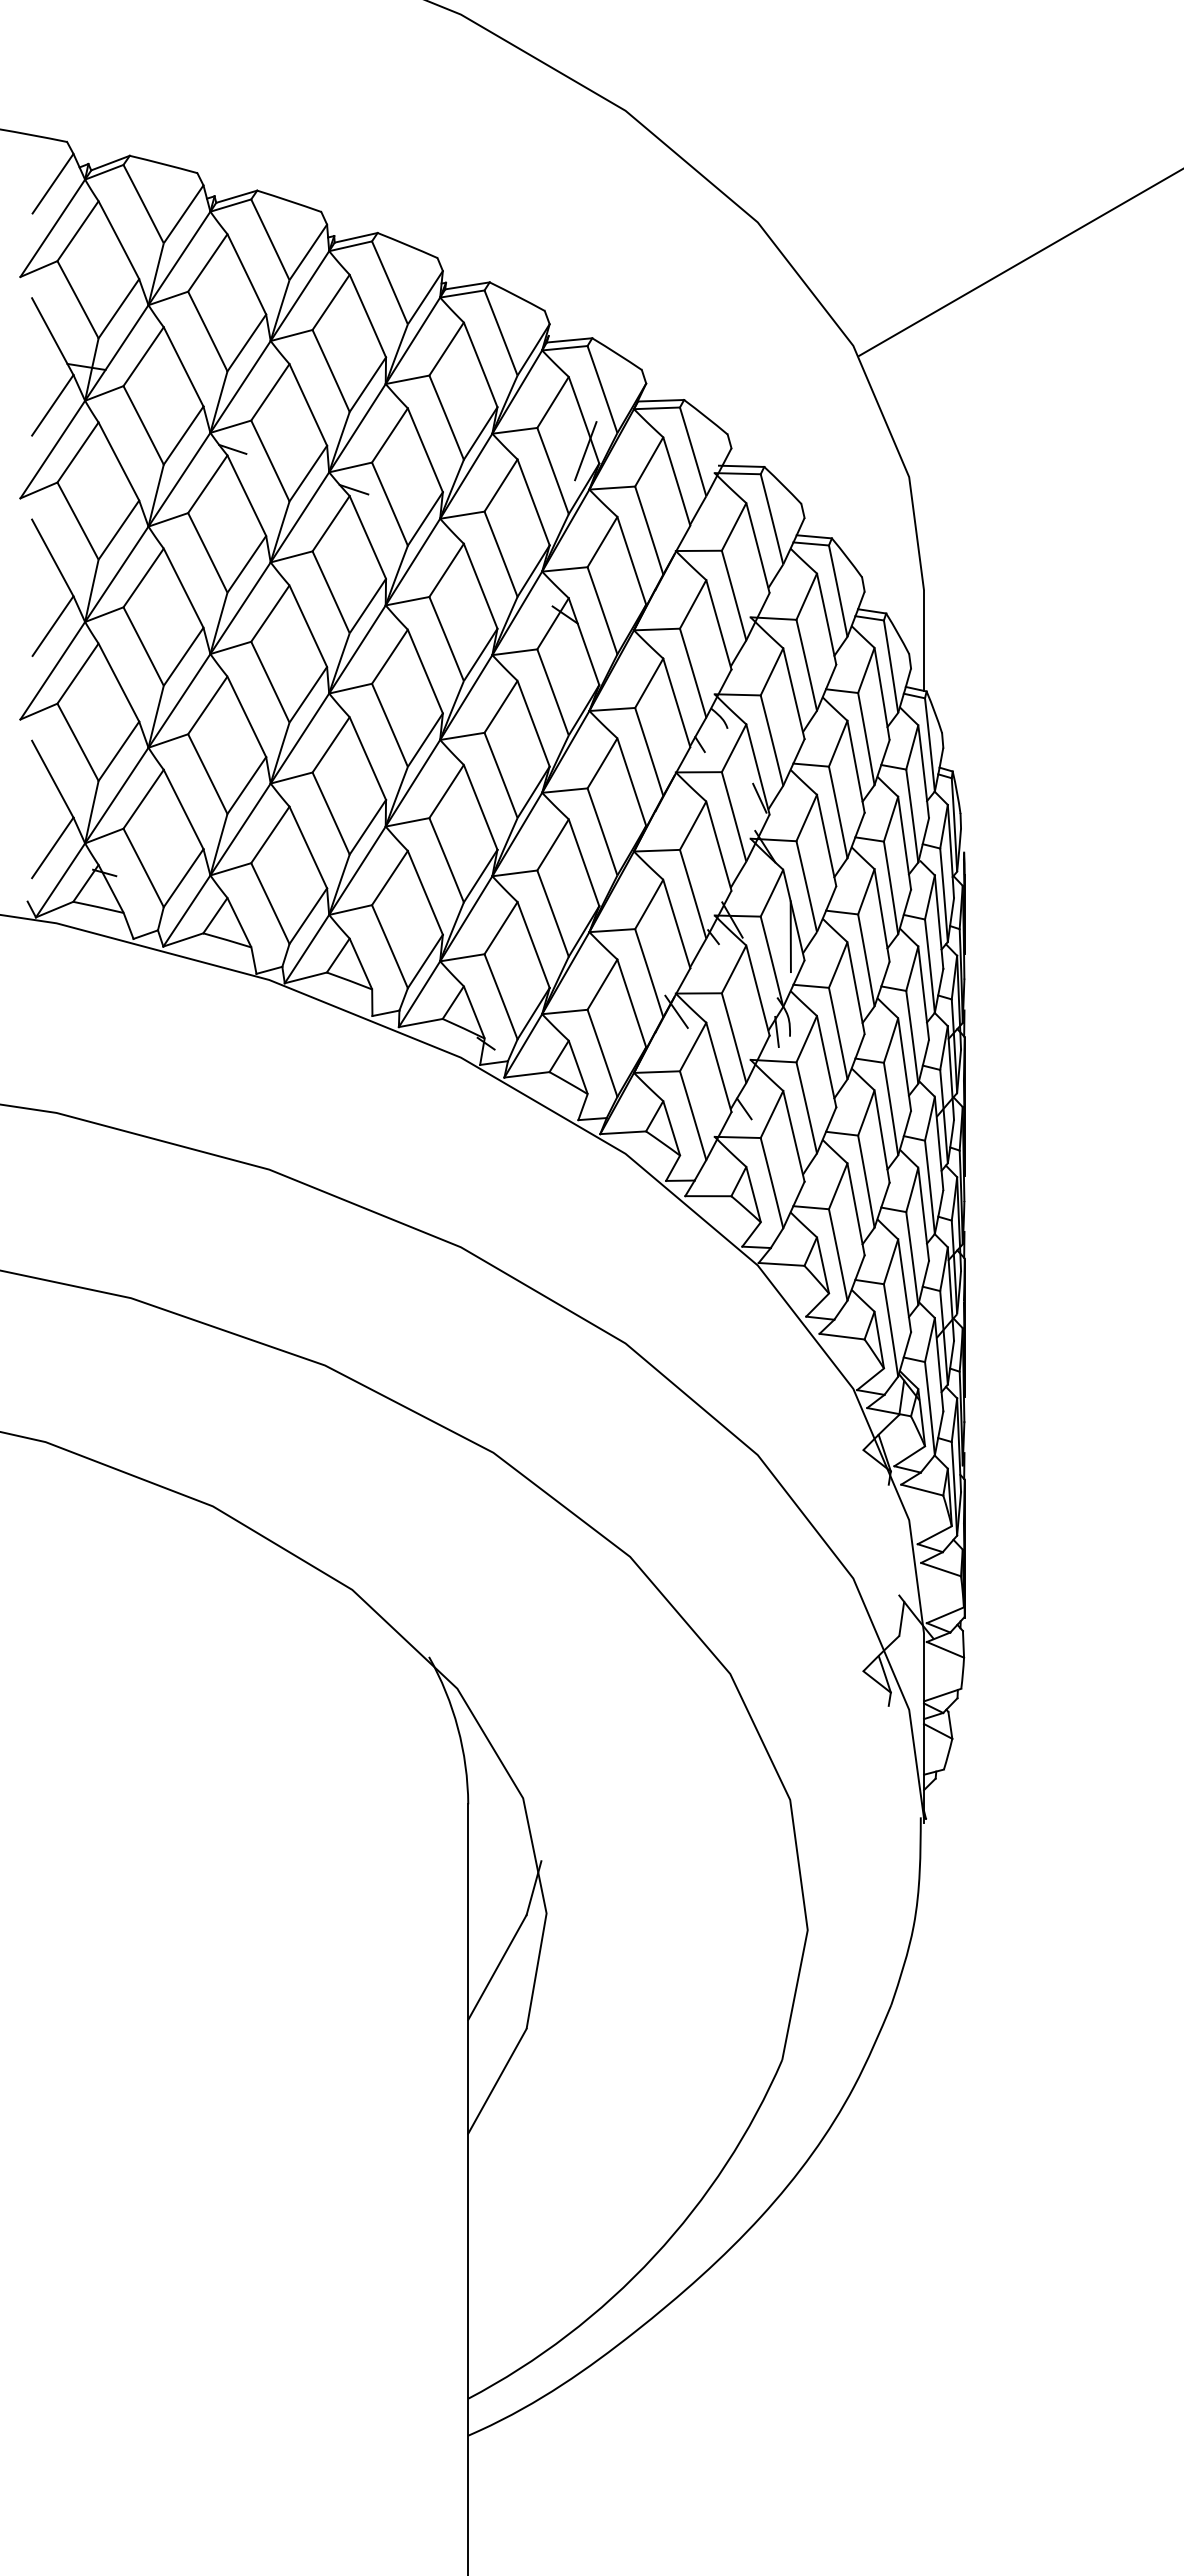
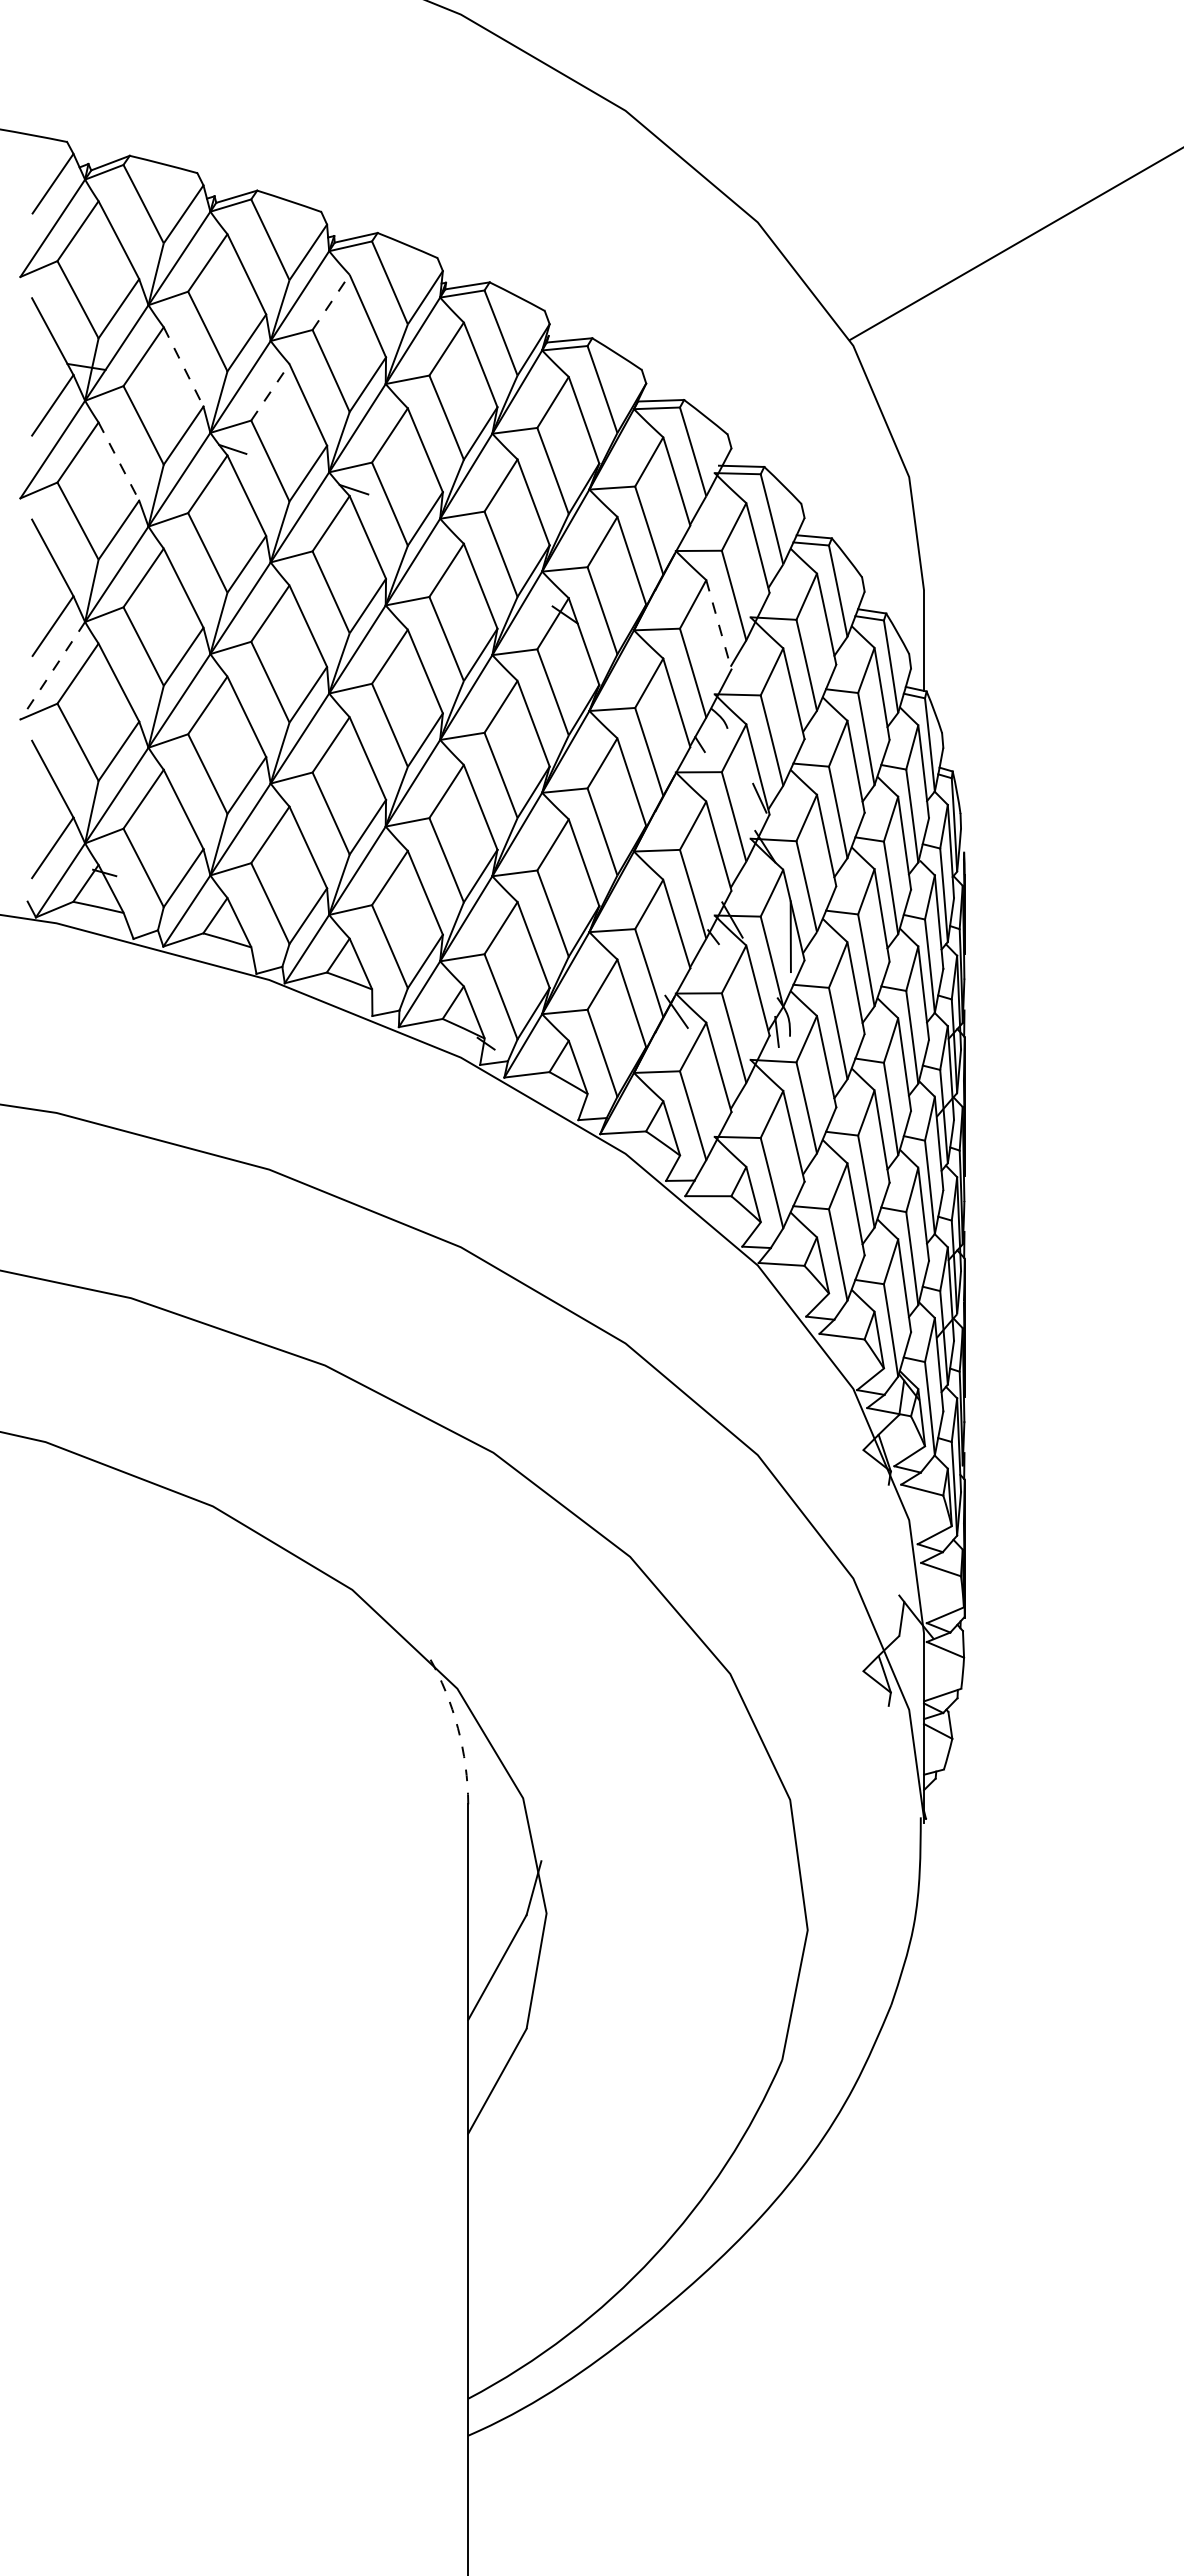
line position: (1019, 262) -> (1015, 244) (1015, 244)
line: solid -> dashed (331, 302)
line: solid -> dashed (183, 367)
line: solid -> dashed (270, 391)
line: present -> none (585, 451)
line: solid -> dashed (119, 461)
line: solid -> dashed (719, 625)
line: solid -> dashed (52, 671)
line: present -> none (744, 1108)
arc: solid -> dashed (457, 1728)
